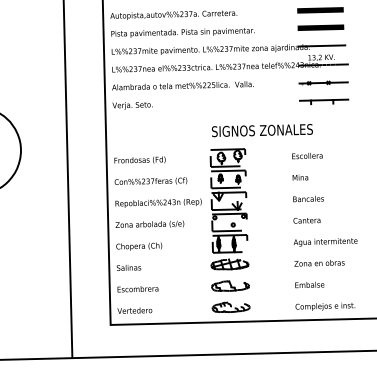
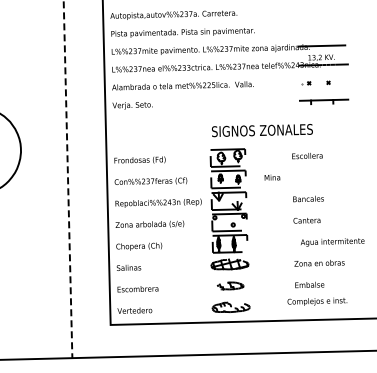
fill: present -> none (320, 10)
fill: present -> none (320, 27)
line: present -> none (323, 82)
text position: (300, 177) -> (272, 177) (272, 177)
line: solid -> dashed (68, 179)
text position: (325, 242) -> (332, 242) (332, 242)
part size: 39x12 px -> 29x10 px (230, 285)
text position: (325, 306) -> (317, 301) (317, 301)
